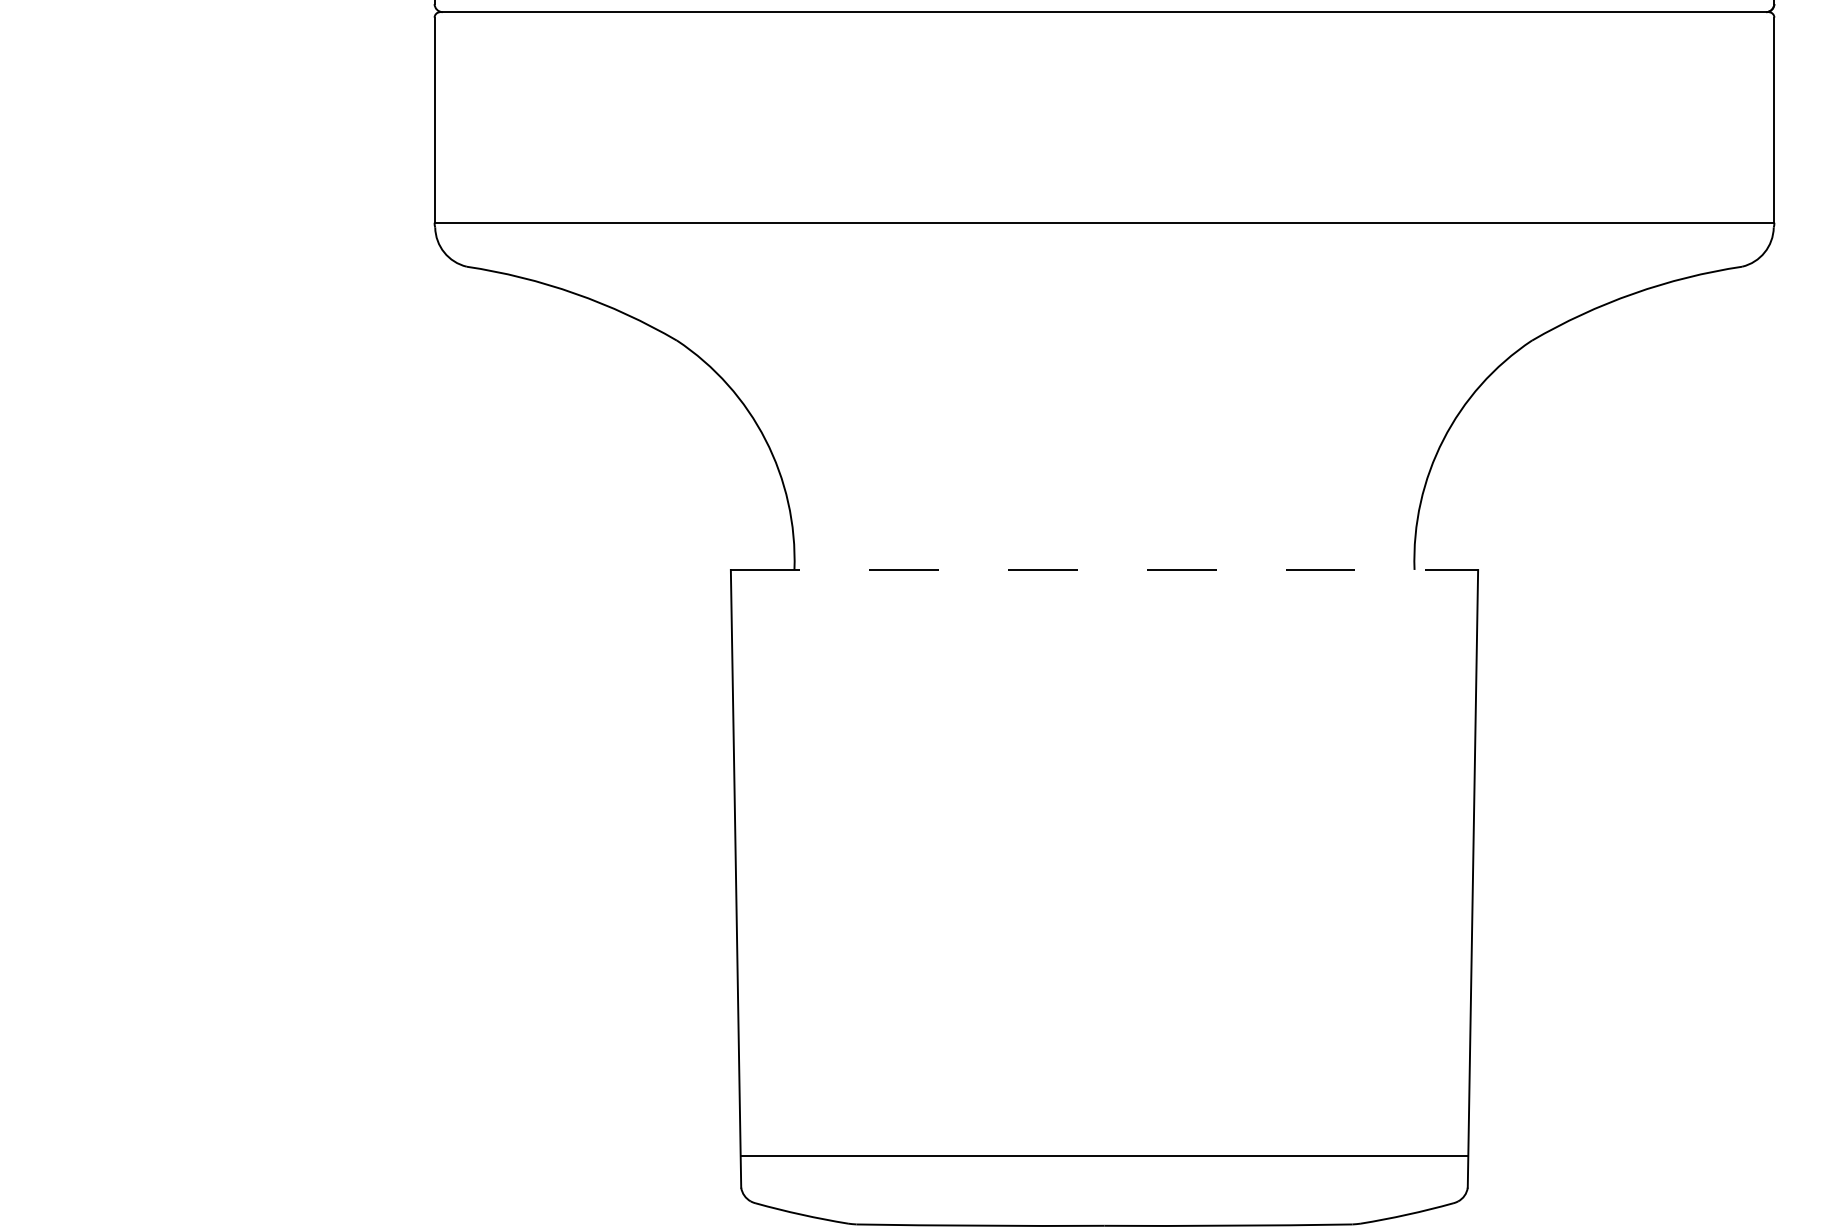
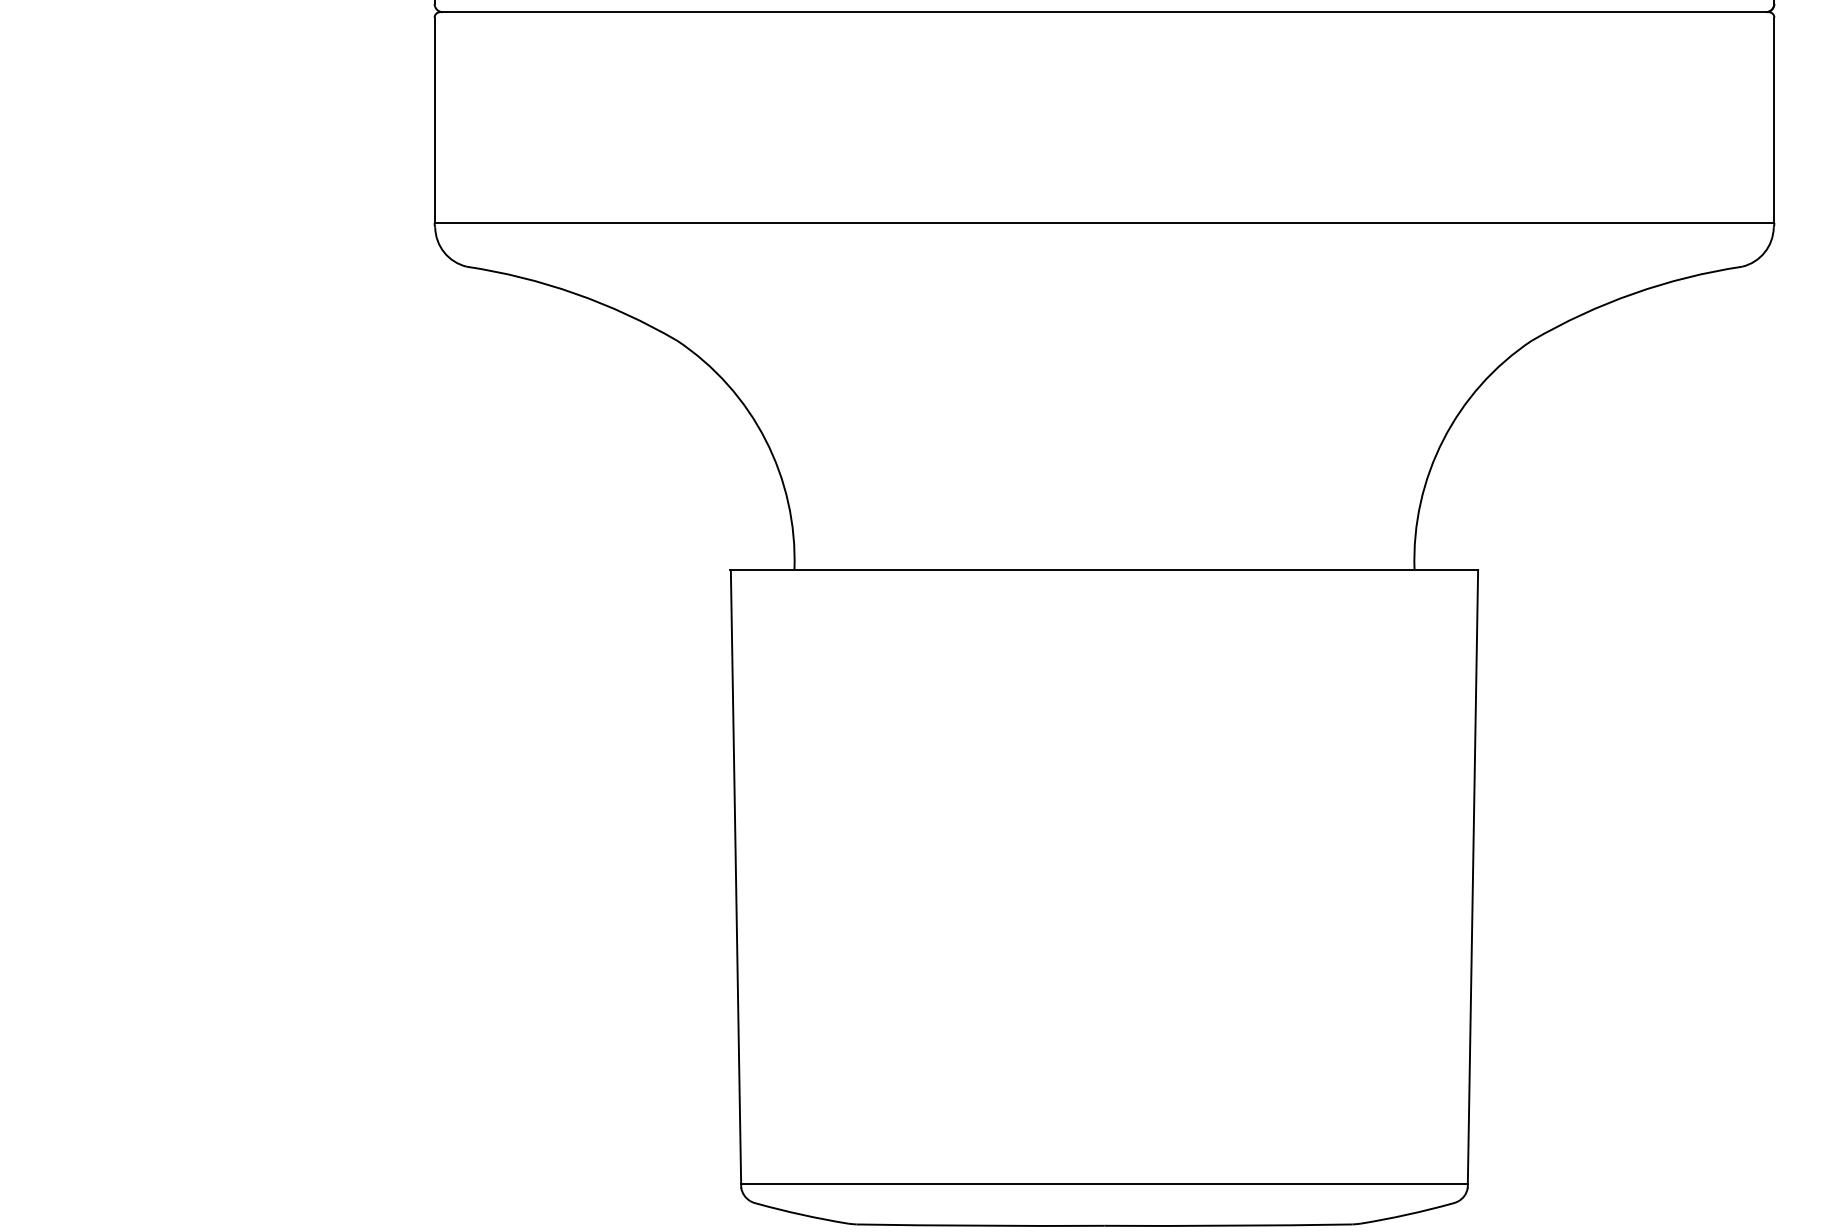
line: dashed -> solid (1104, 569)
line position: (1104, 1155) -> (1104, 1183) (1104, 1183)
